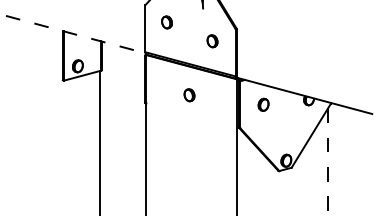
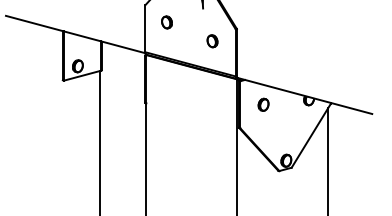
line: dashed -> solid (76, 34)
part: present -> none (189, 95)
line: dashed -> solid (328, 161)
